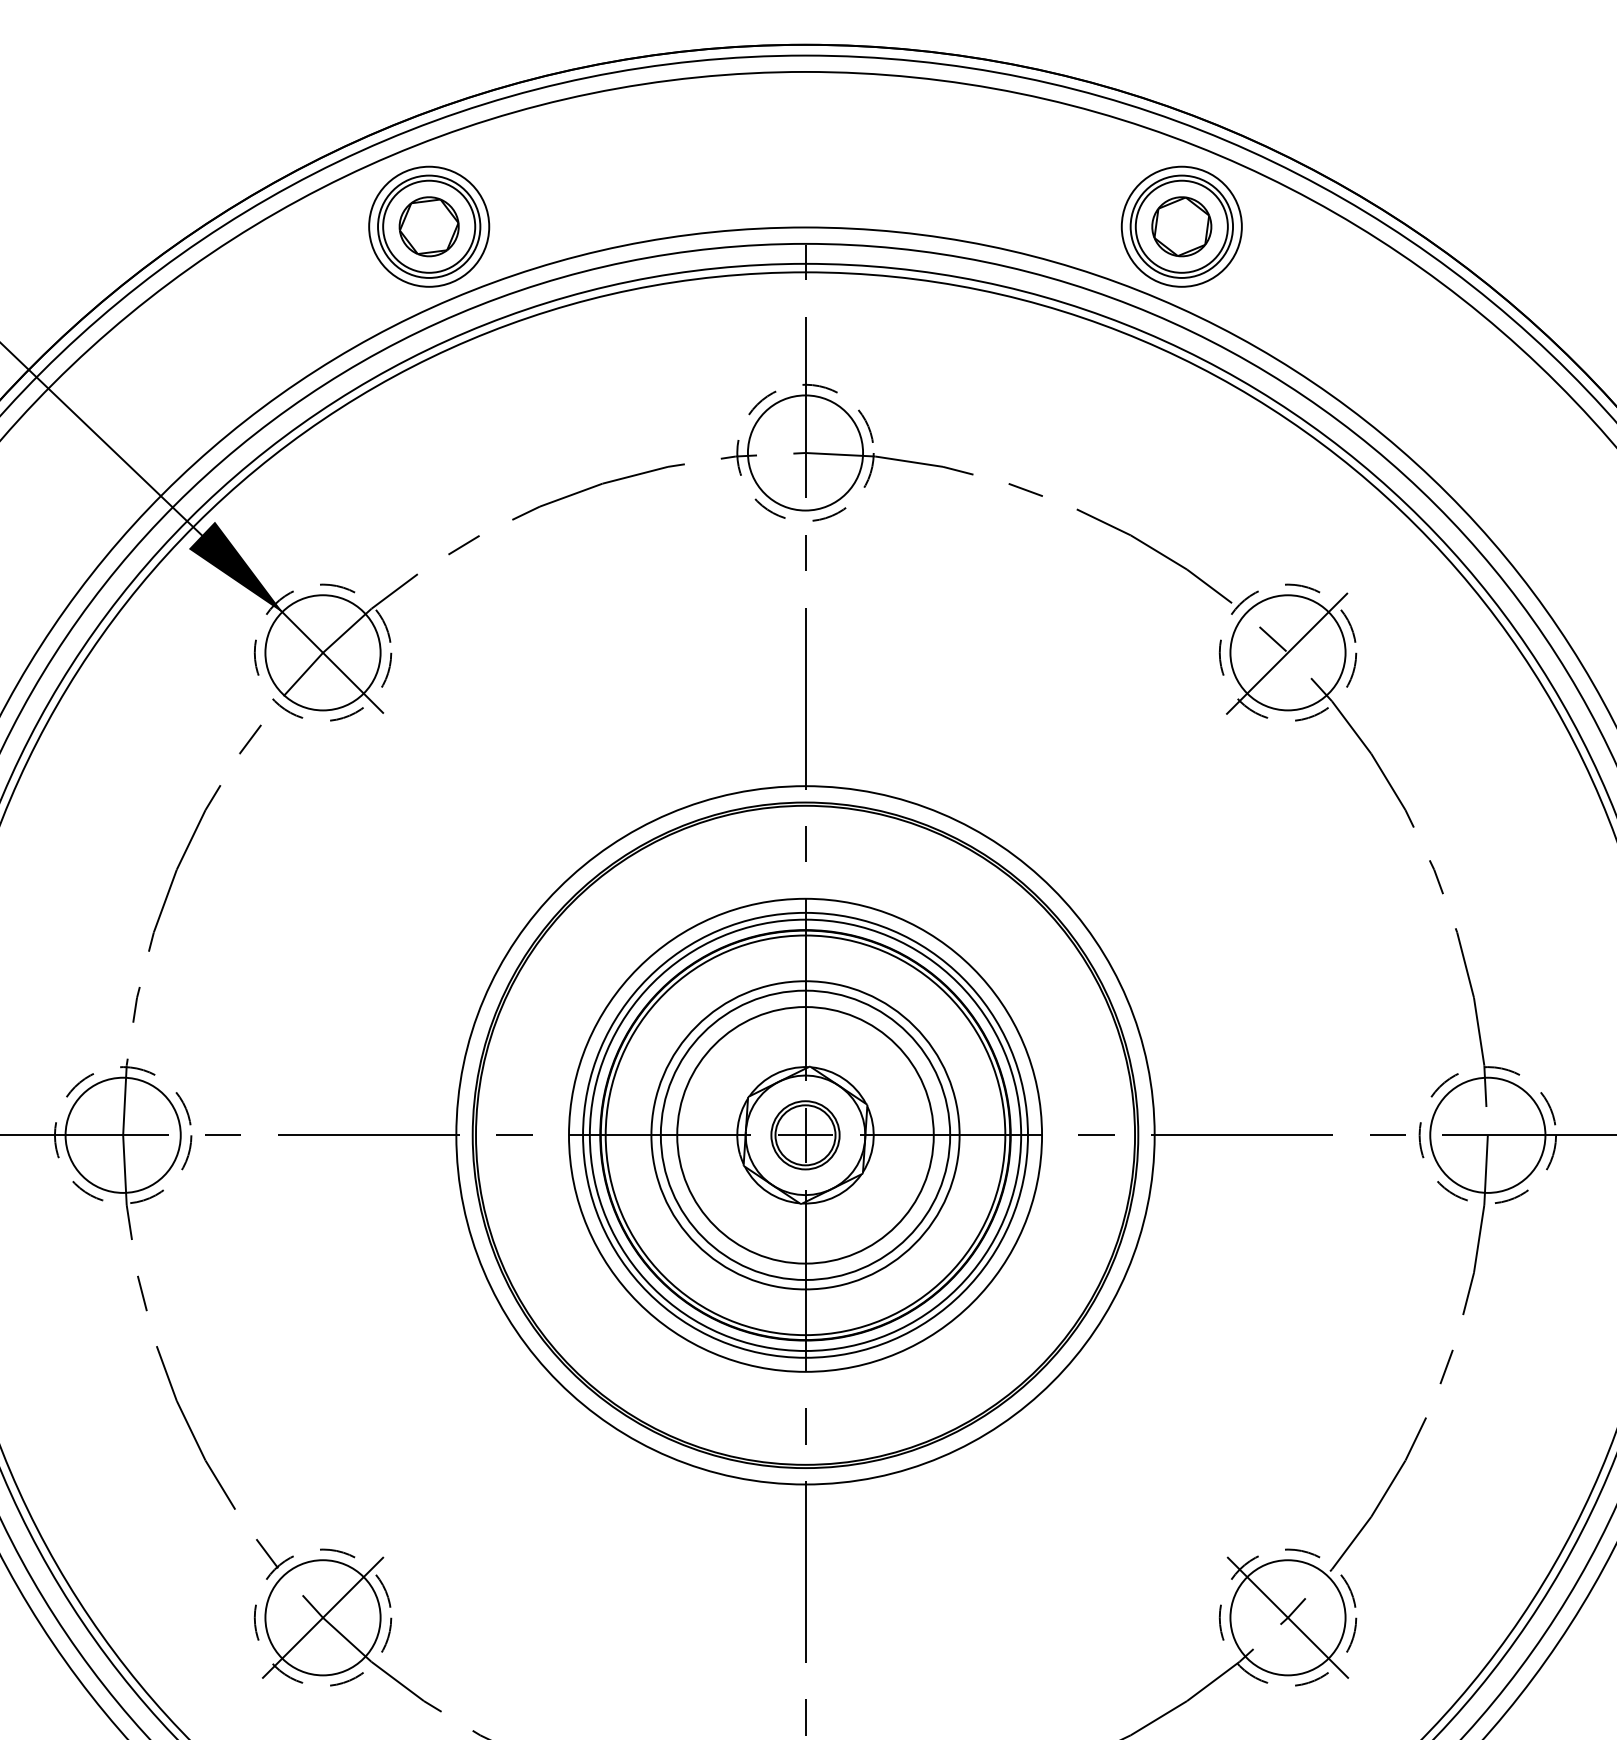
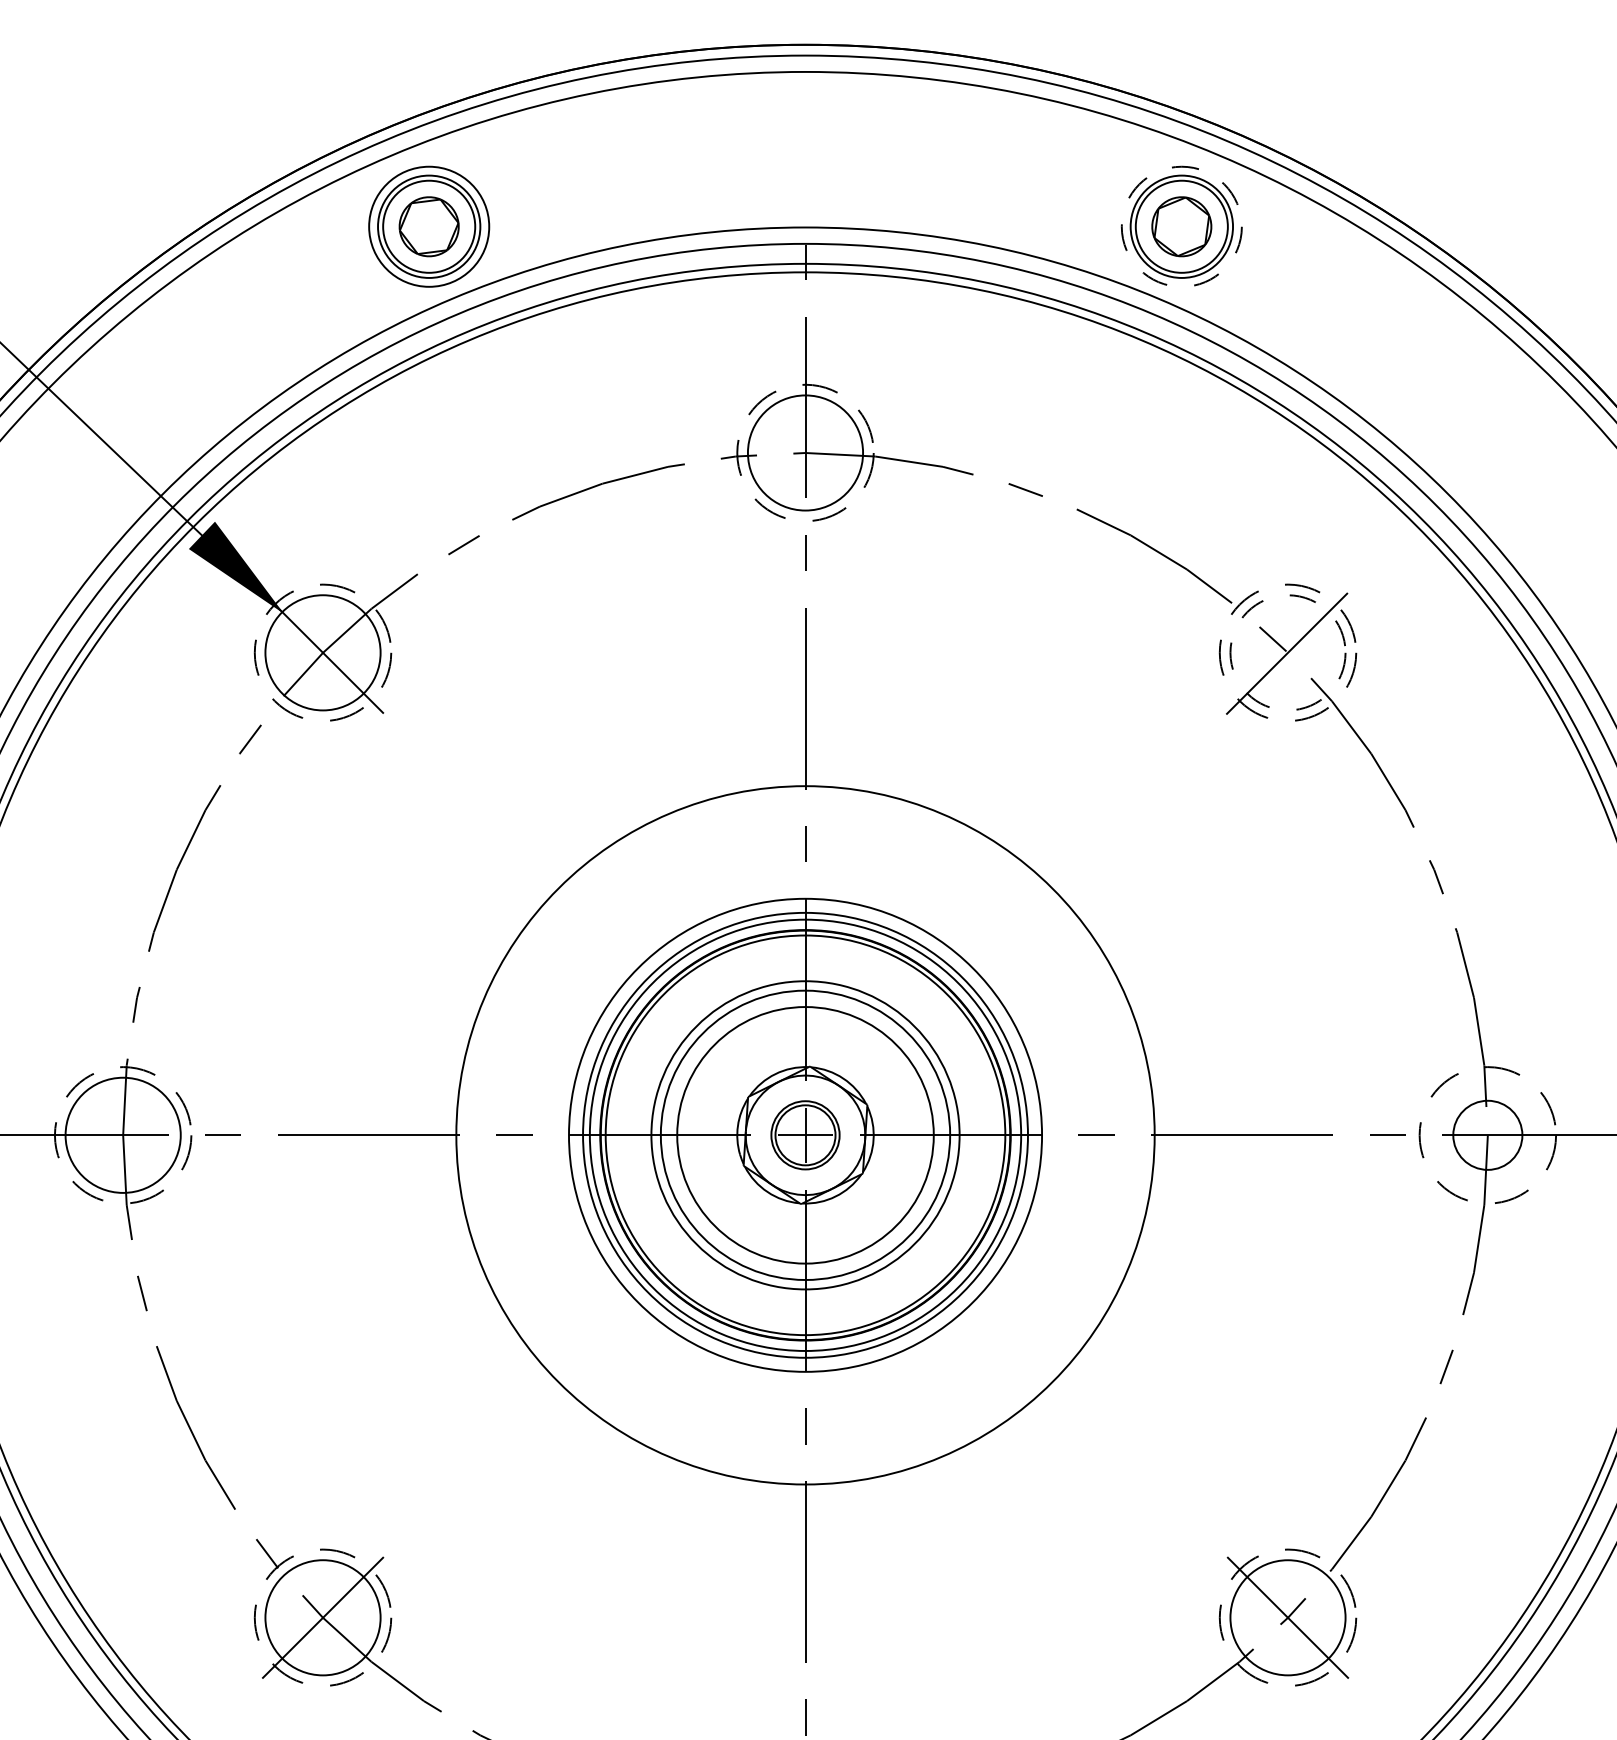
circle: solid -> dashed (1181, 226)
circle: solid -> dashed (1287, 652)
part: present -> none (805, 1134)
circle diameter: 115 px -> 69 px (1487, 1134)
